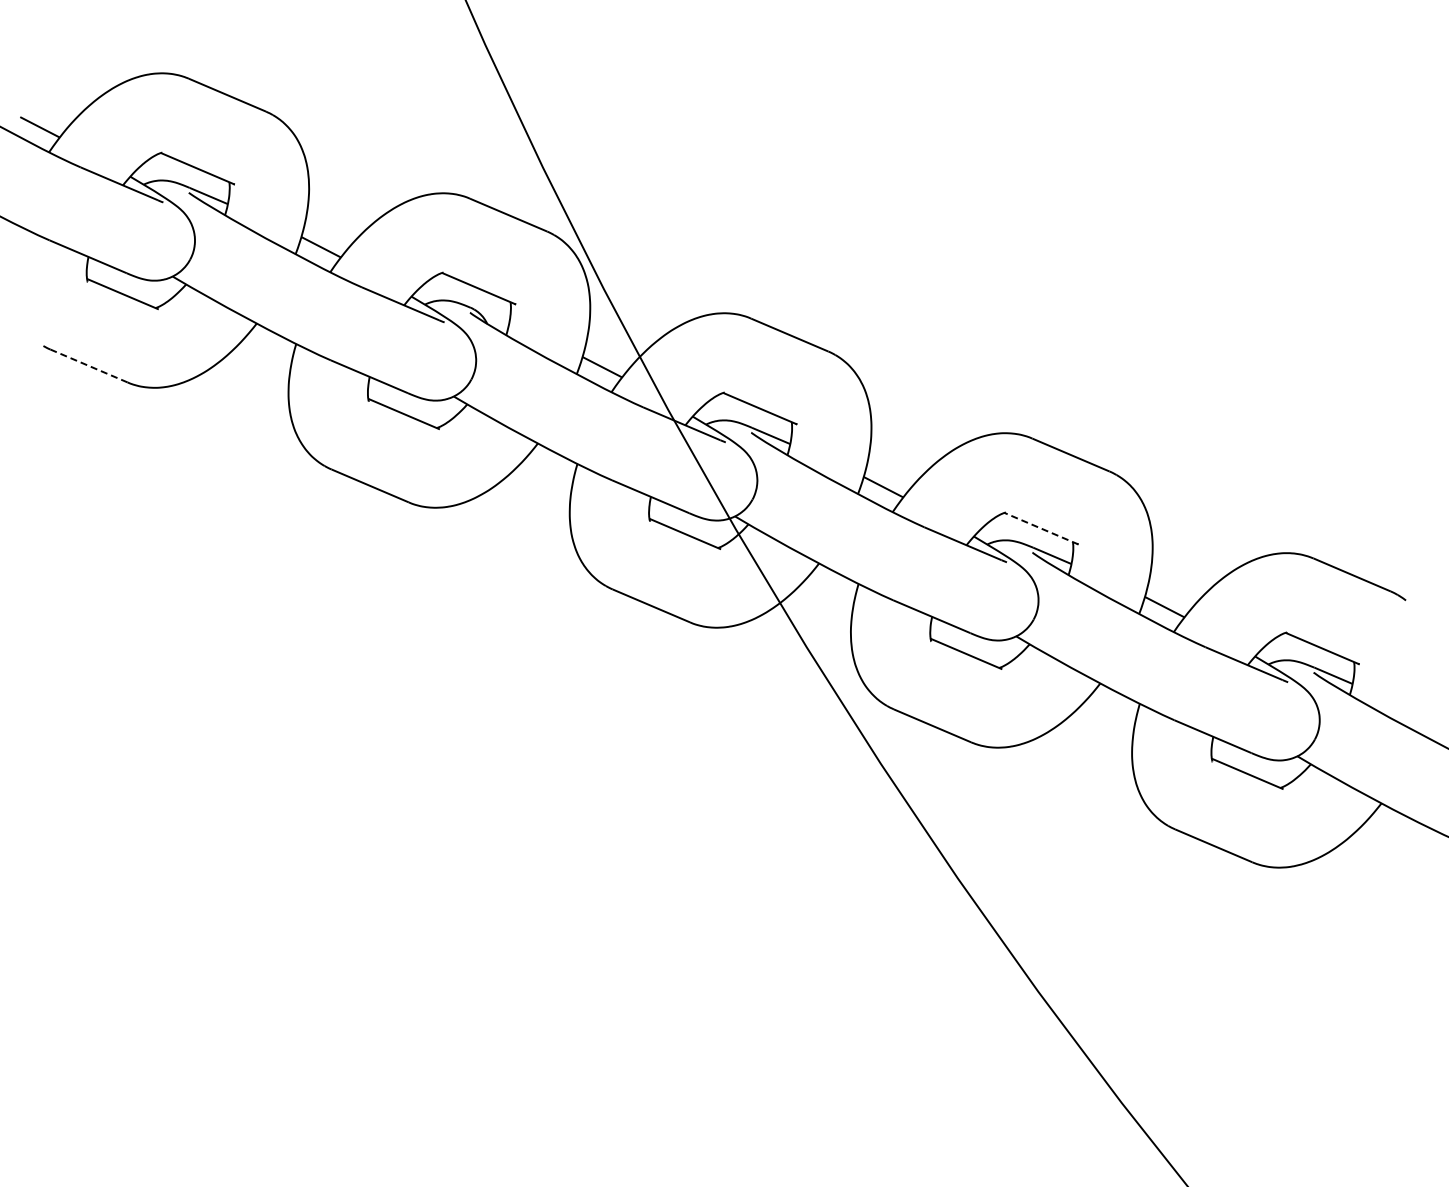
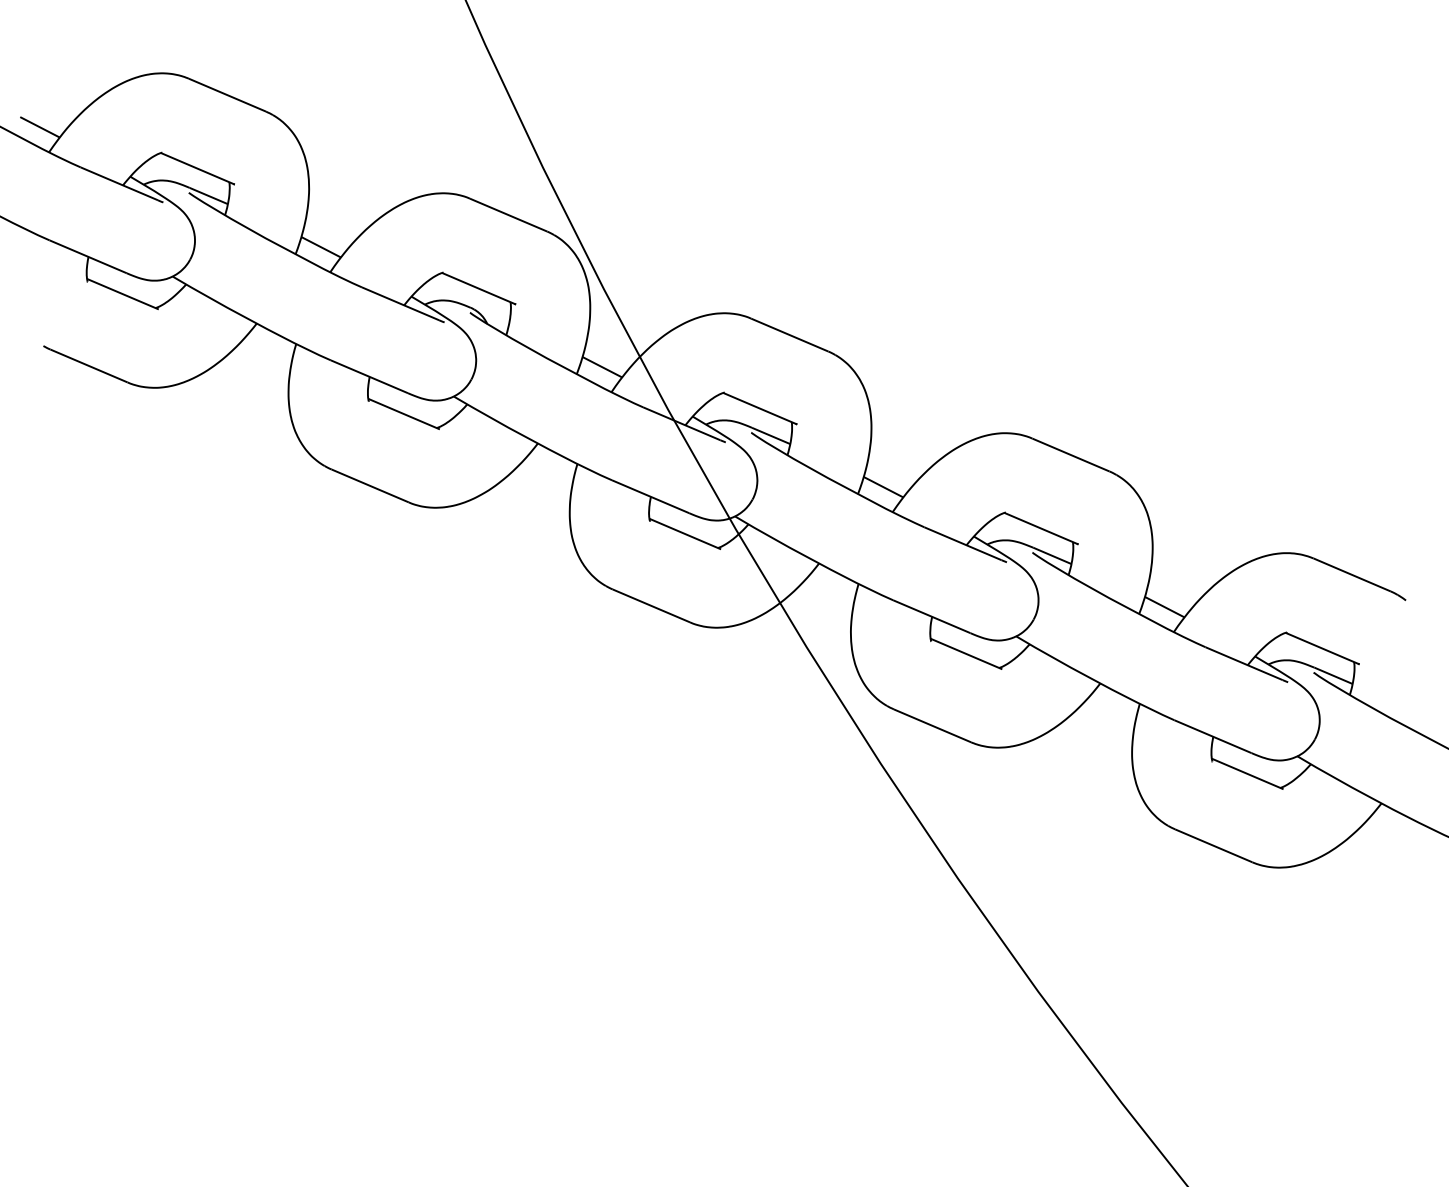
line: dashed -> solid (89, 365)
line: dashed -> solid (1041, 528)
